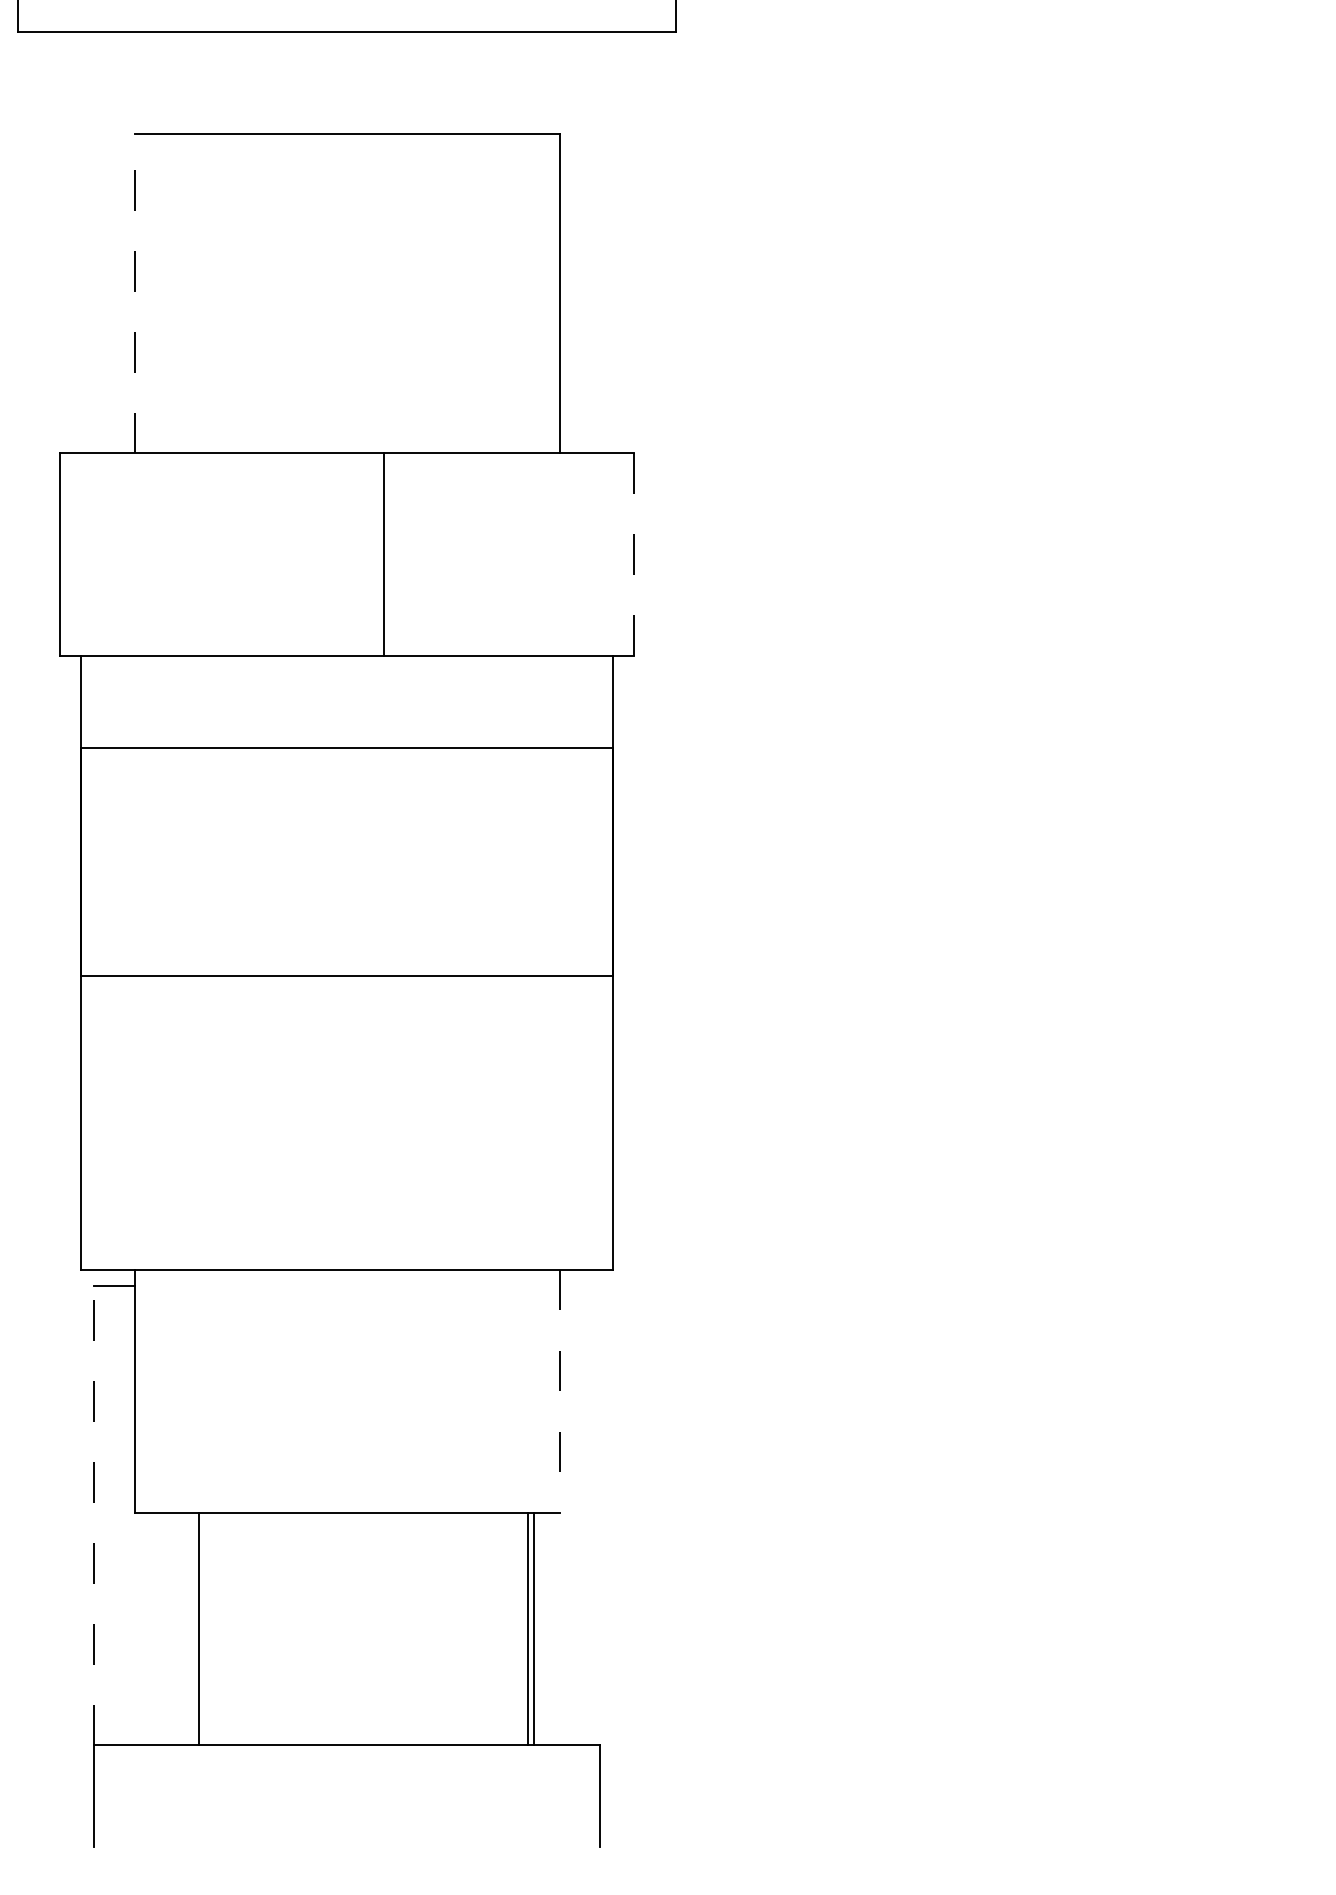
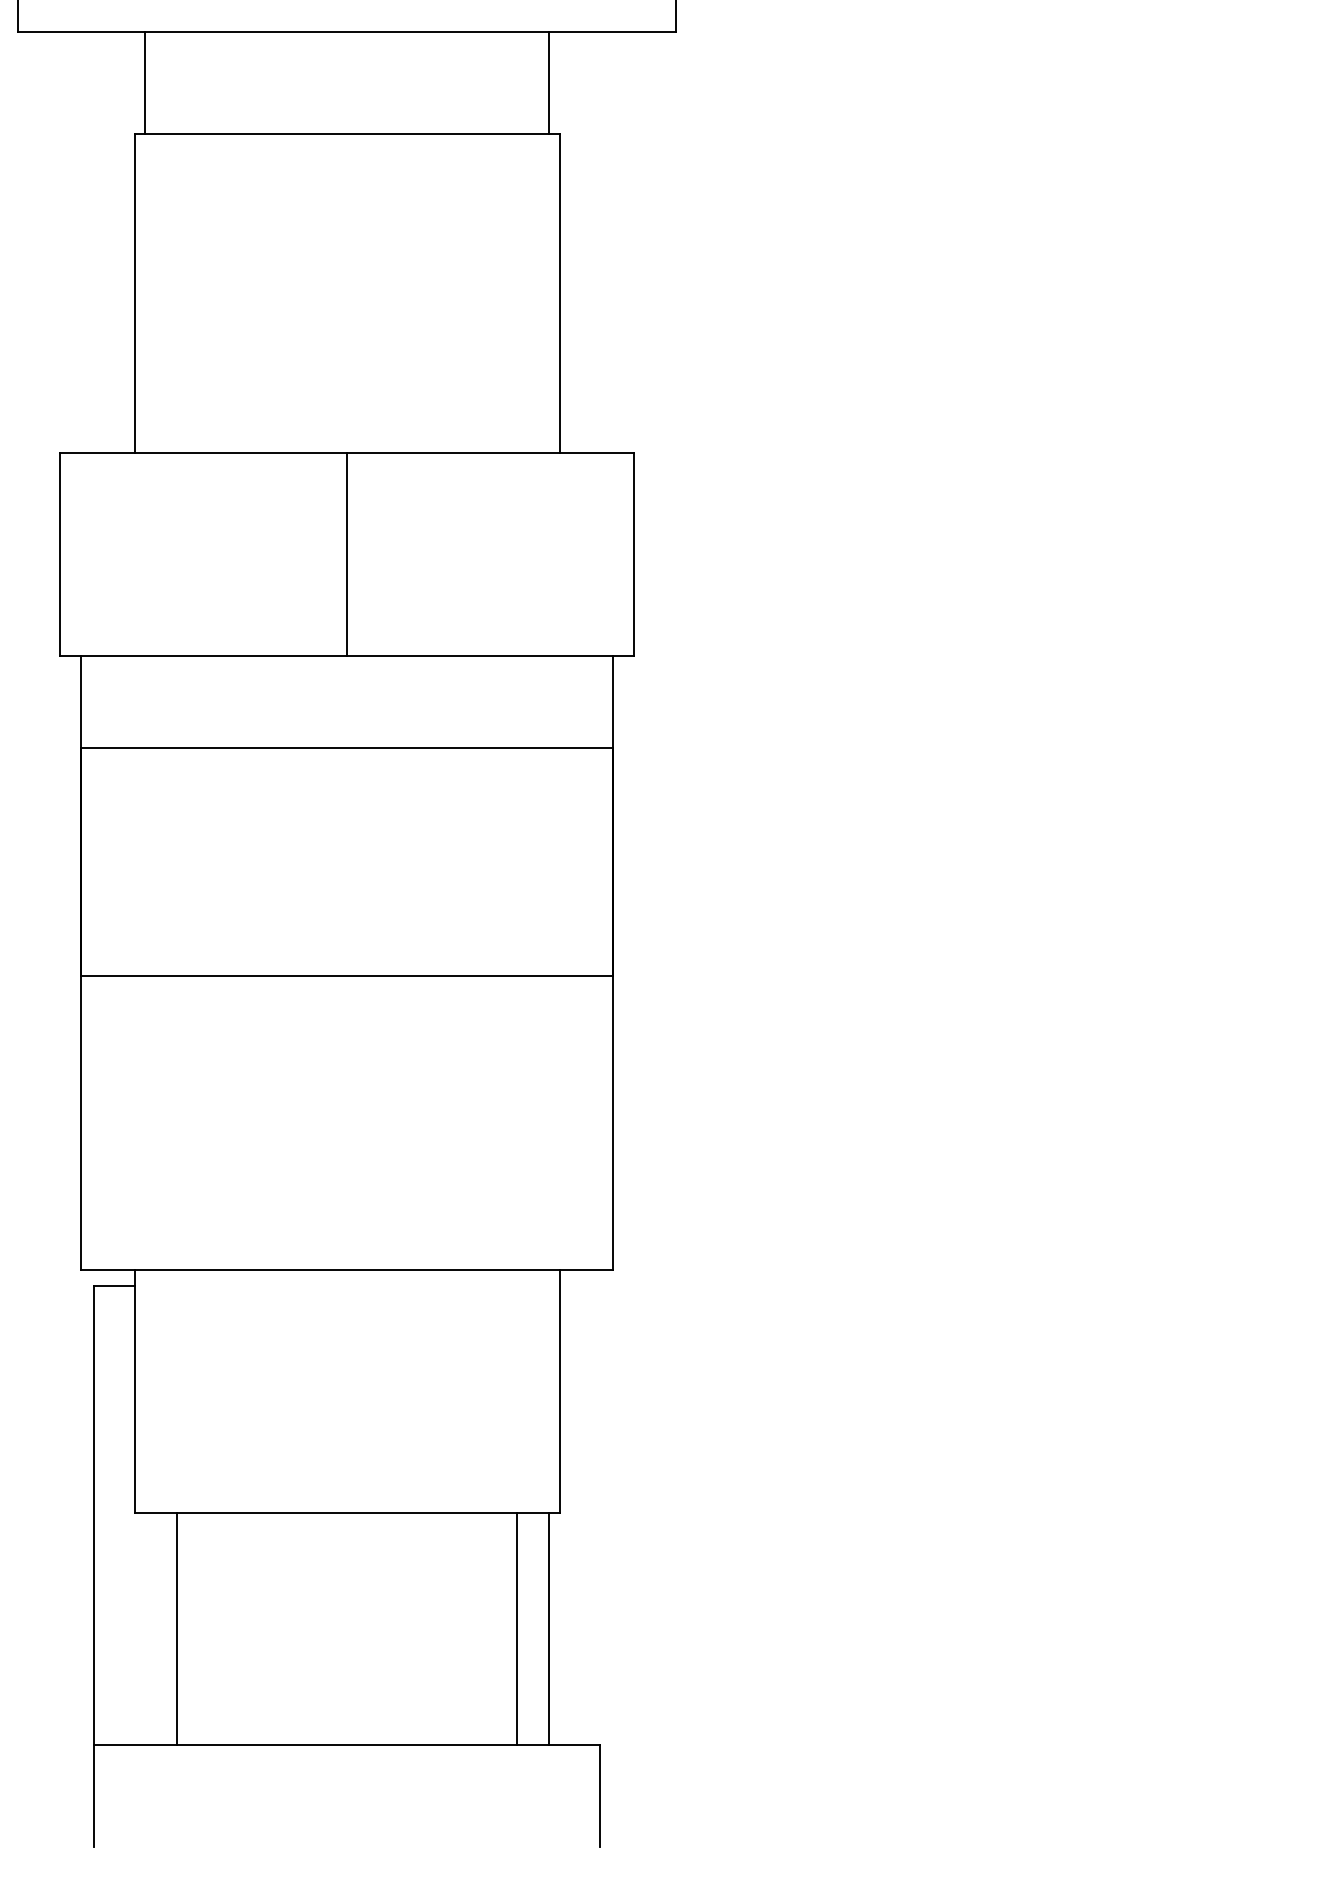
line: none -> present (144, 82)
line: none -> present (549, 82)
line: dashed -> solid (134, 293)
line position: (384, 554) -> (347, 554) (347, 554)
line: dashed -> solid (634, 554)
line: dashed -> solid (559, 1391)
line: dashed -> solid (94, 1515)
line position: (199, 1628) -> (177, 1628) (177, 1628)
line position: (528, 1628) -> (549, 1628) (549, 1628)
line position: (534, 1628) -> (517, 1628) (517, 1628)
